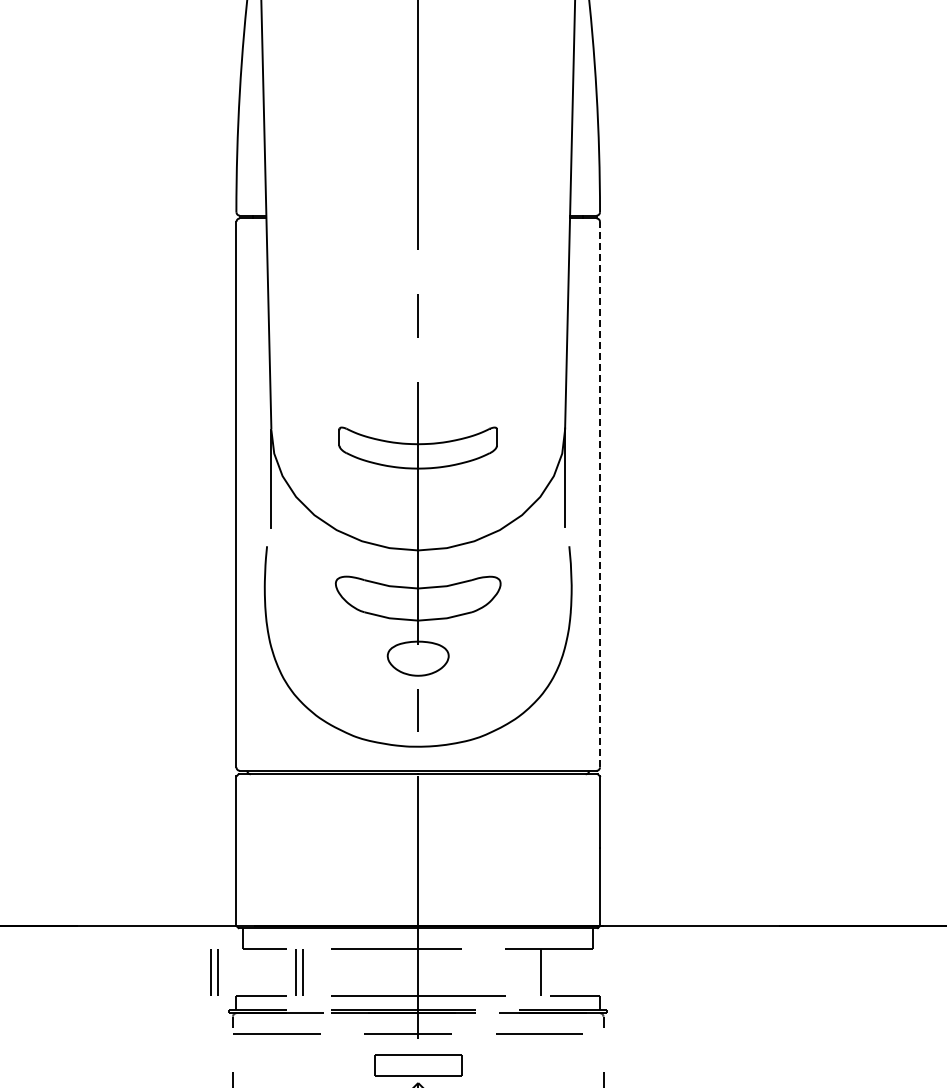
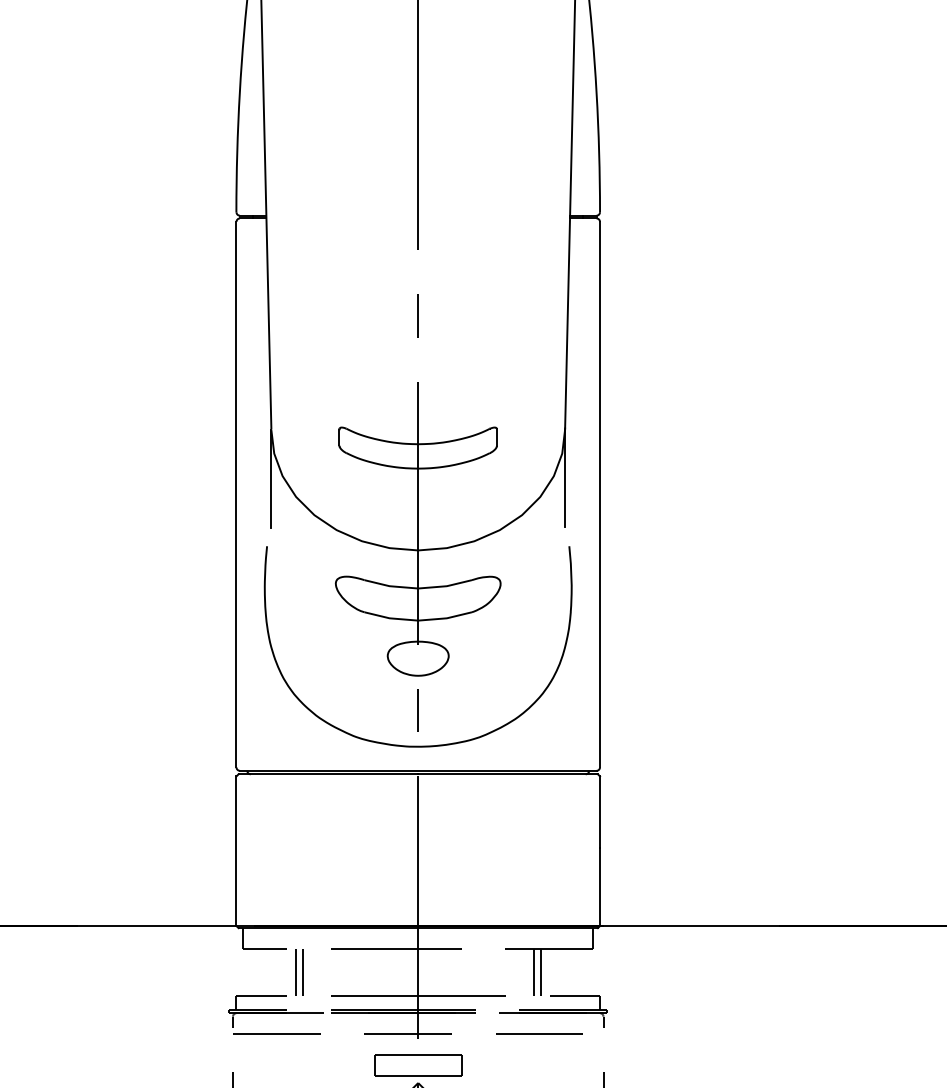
line: dashed -> solid (600, 494)
part: present -> none (214, 972)
line: none -> present (533, 972)
